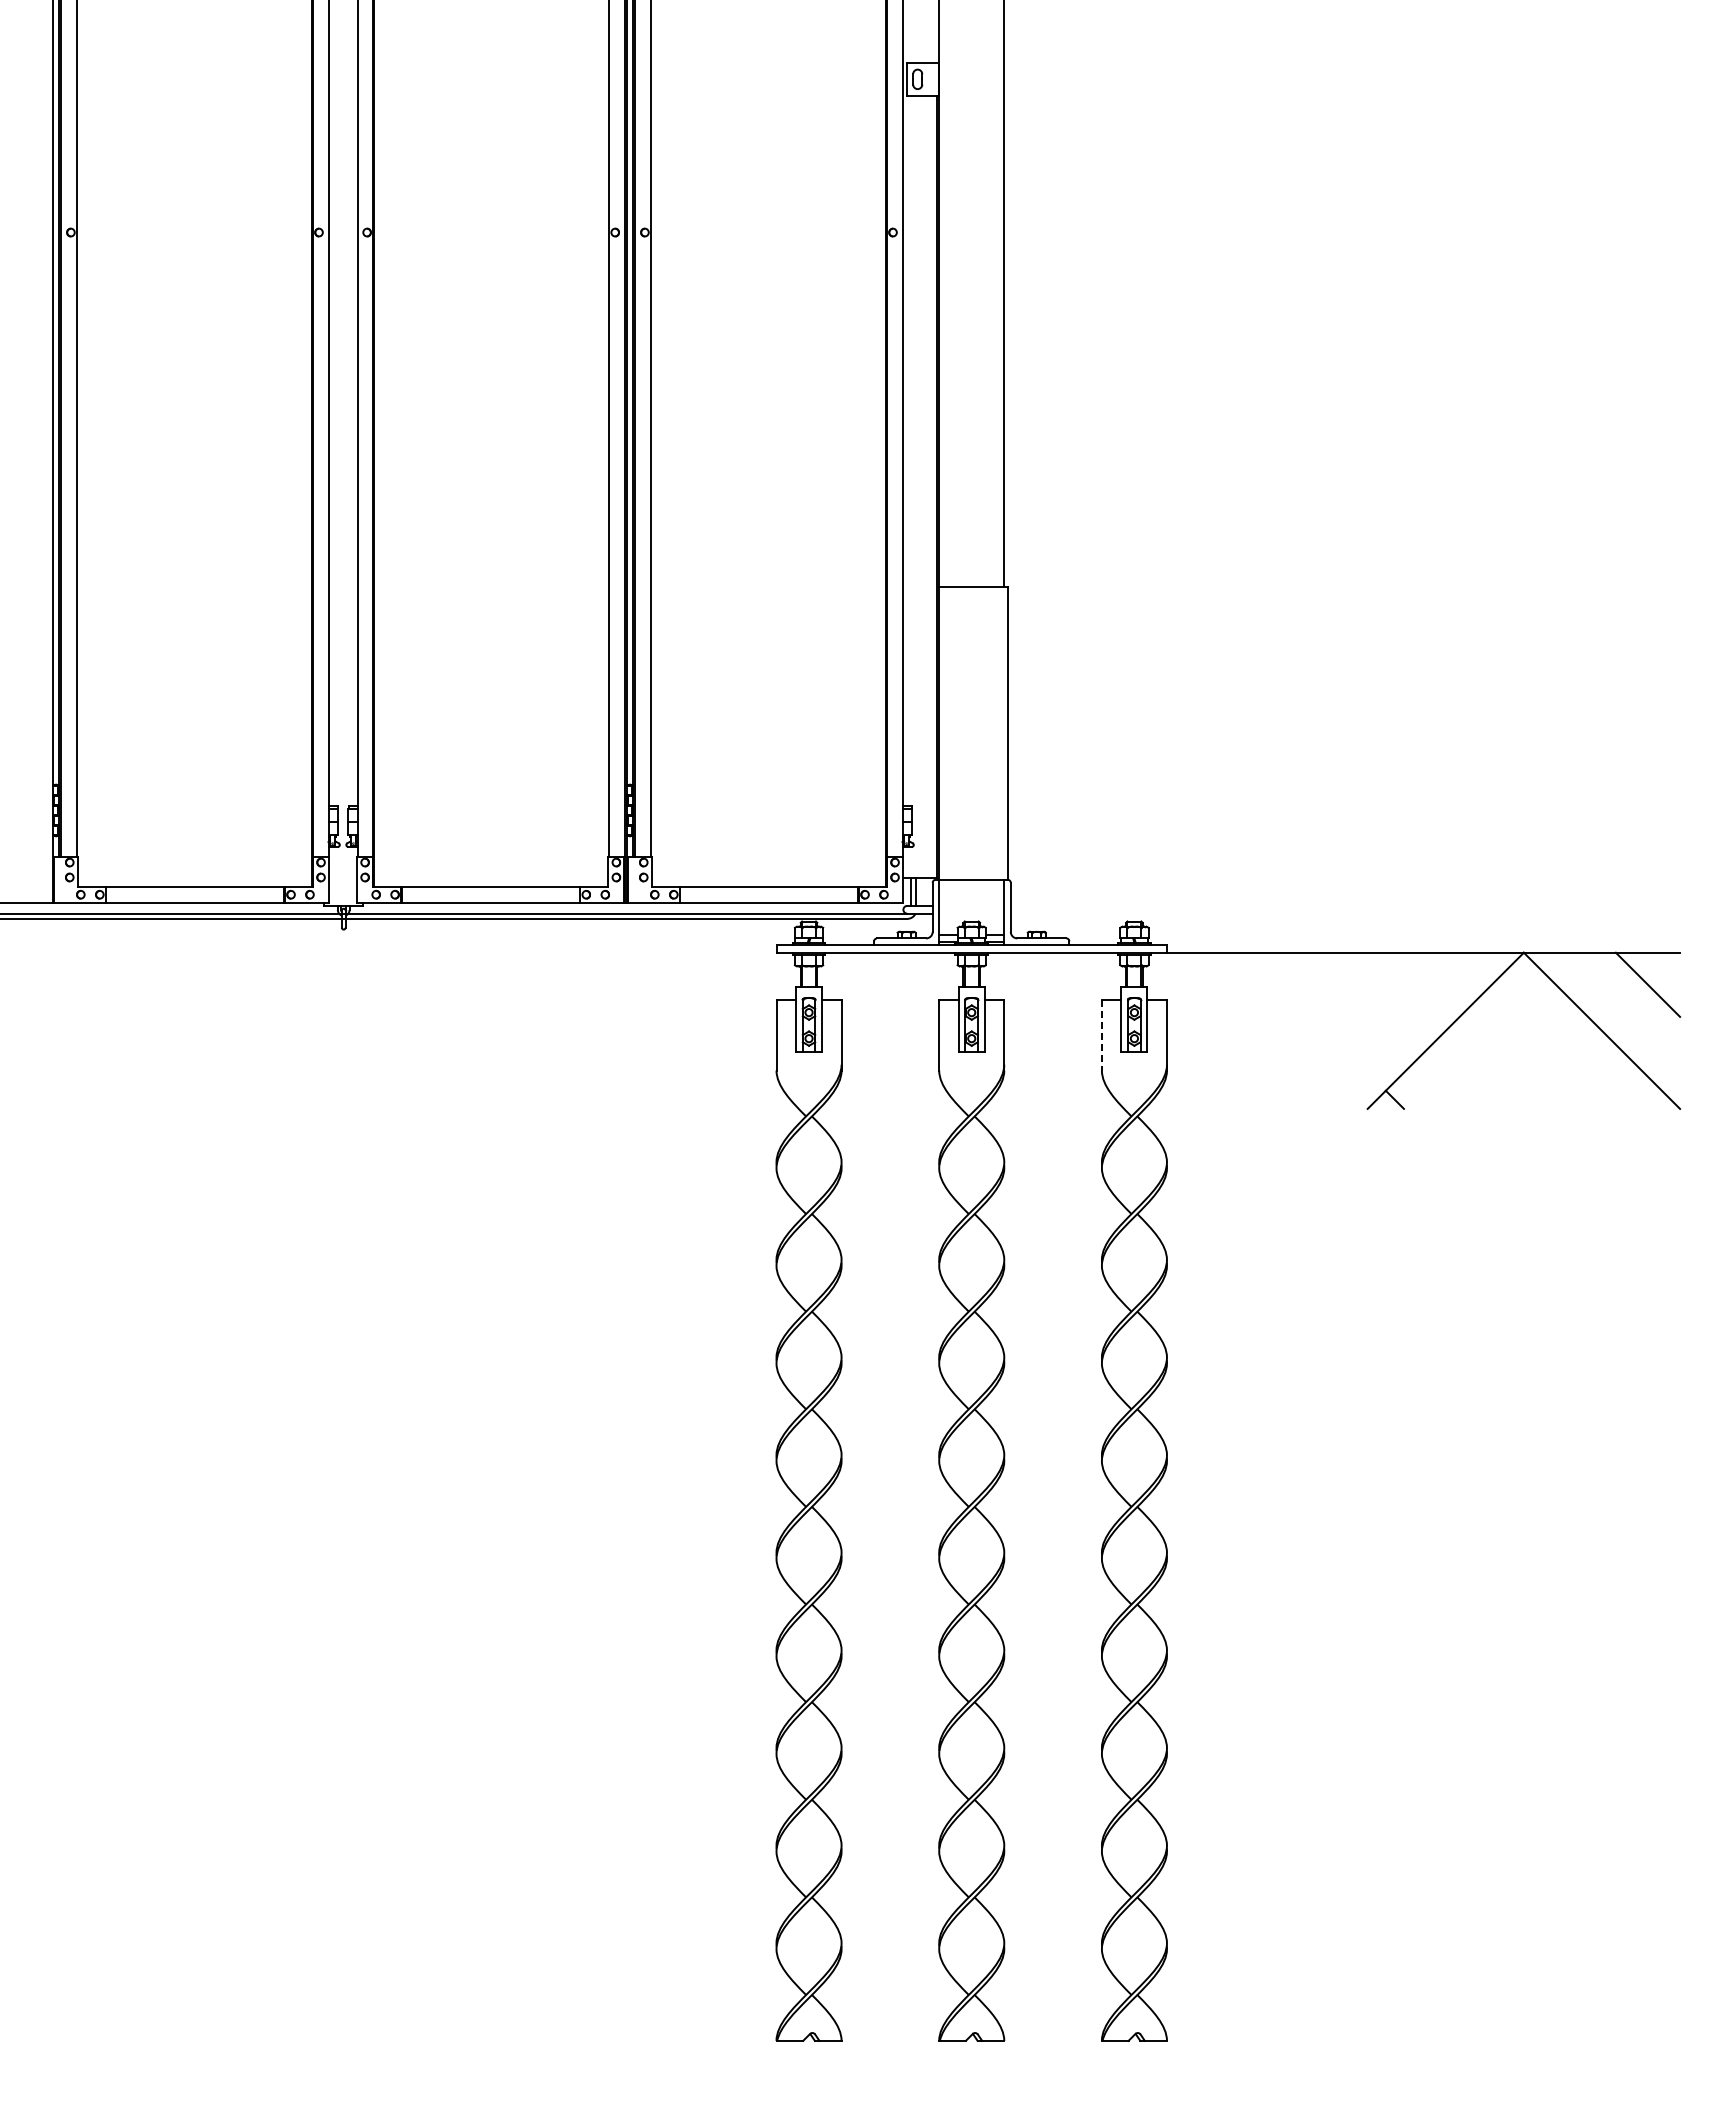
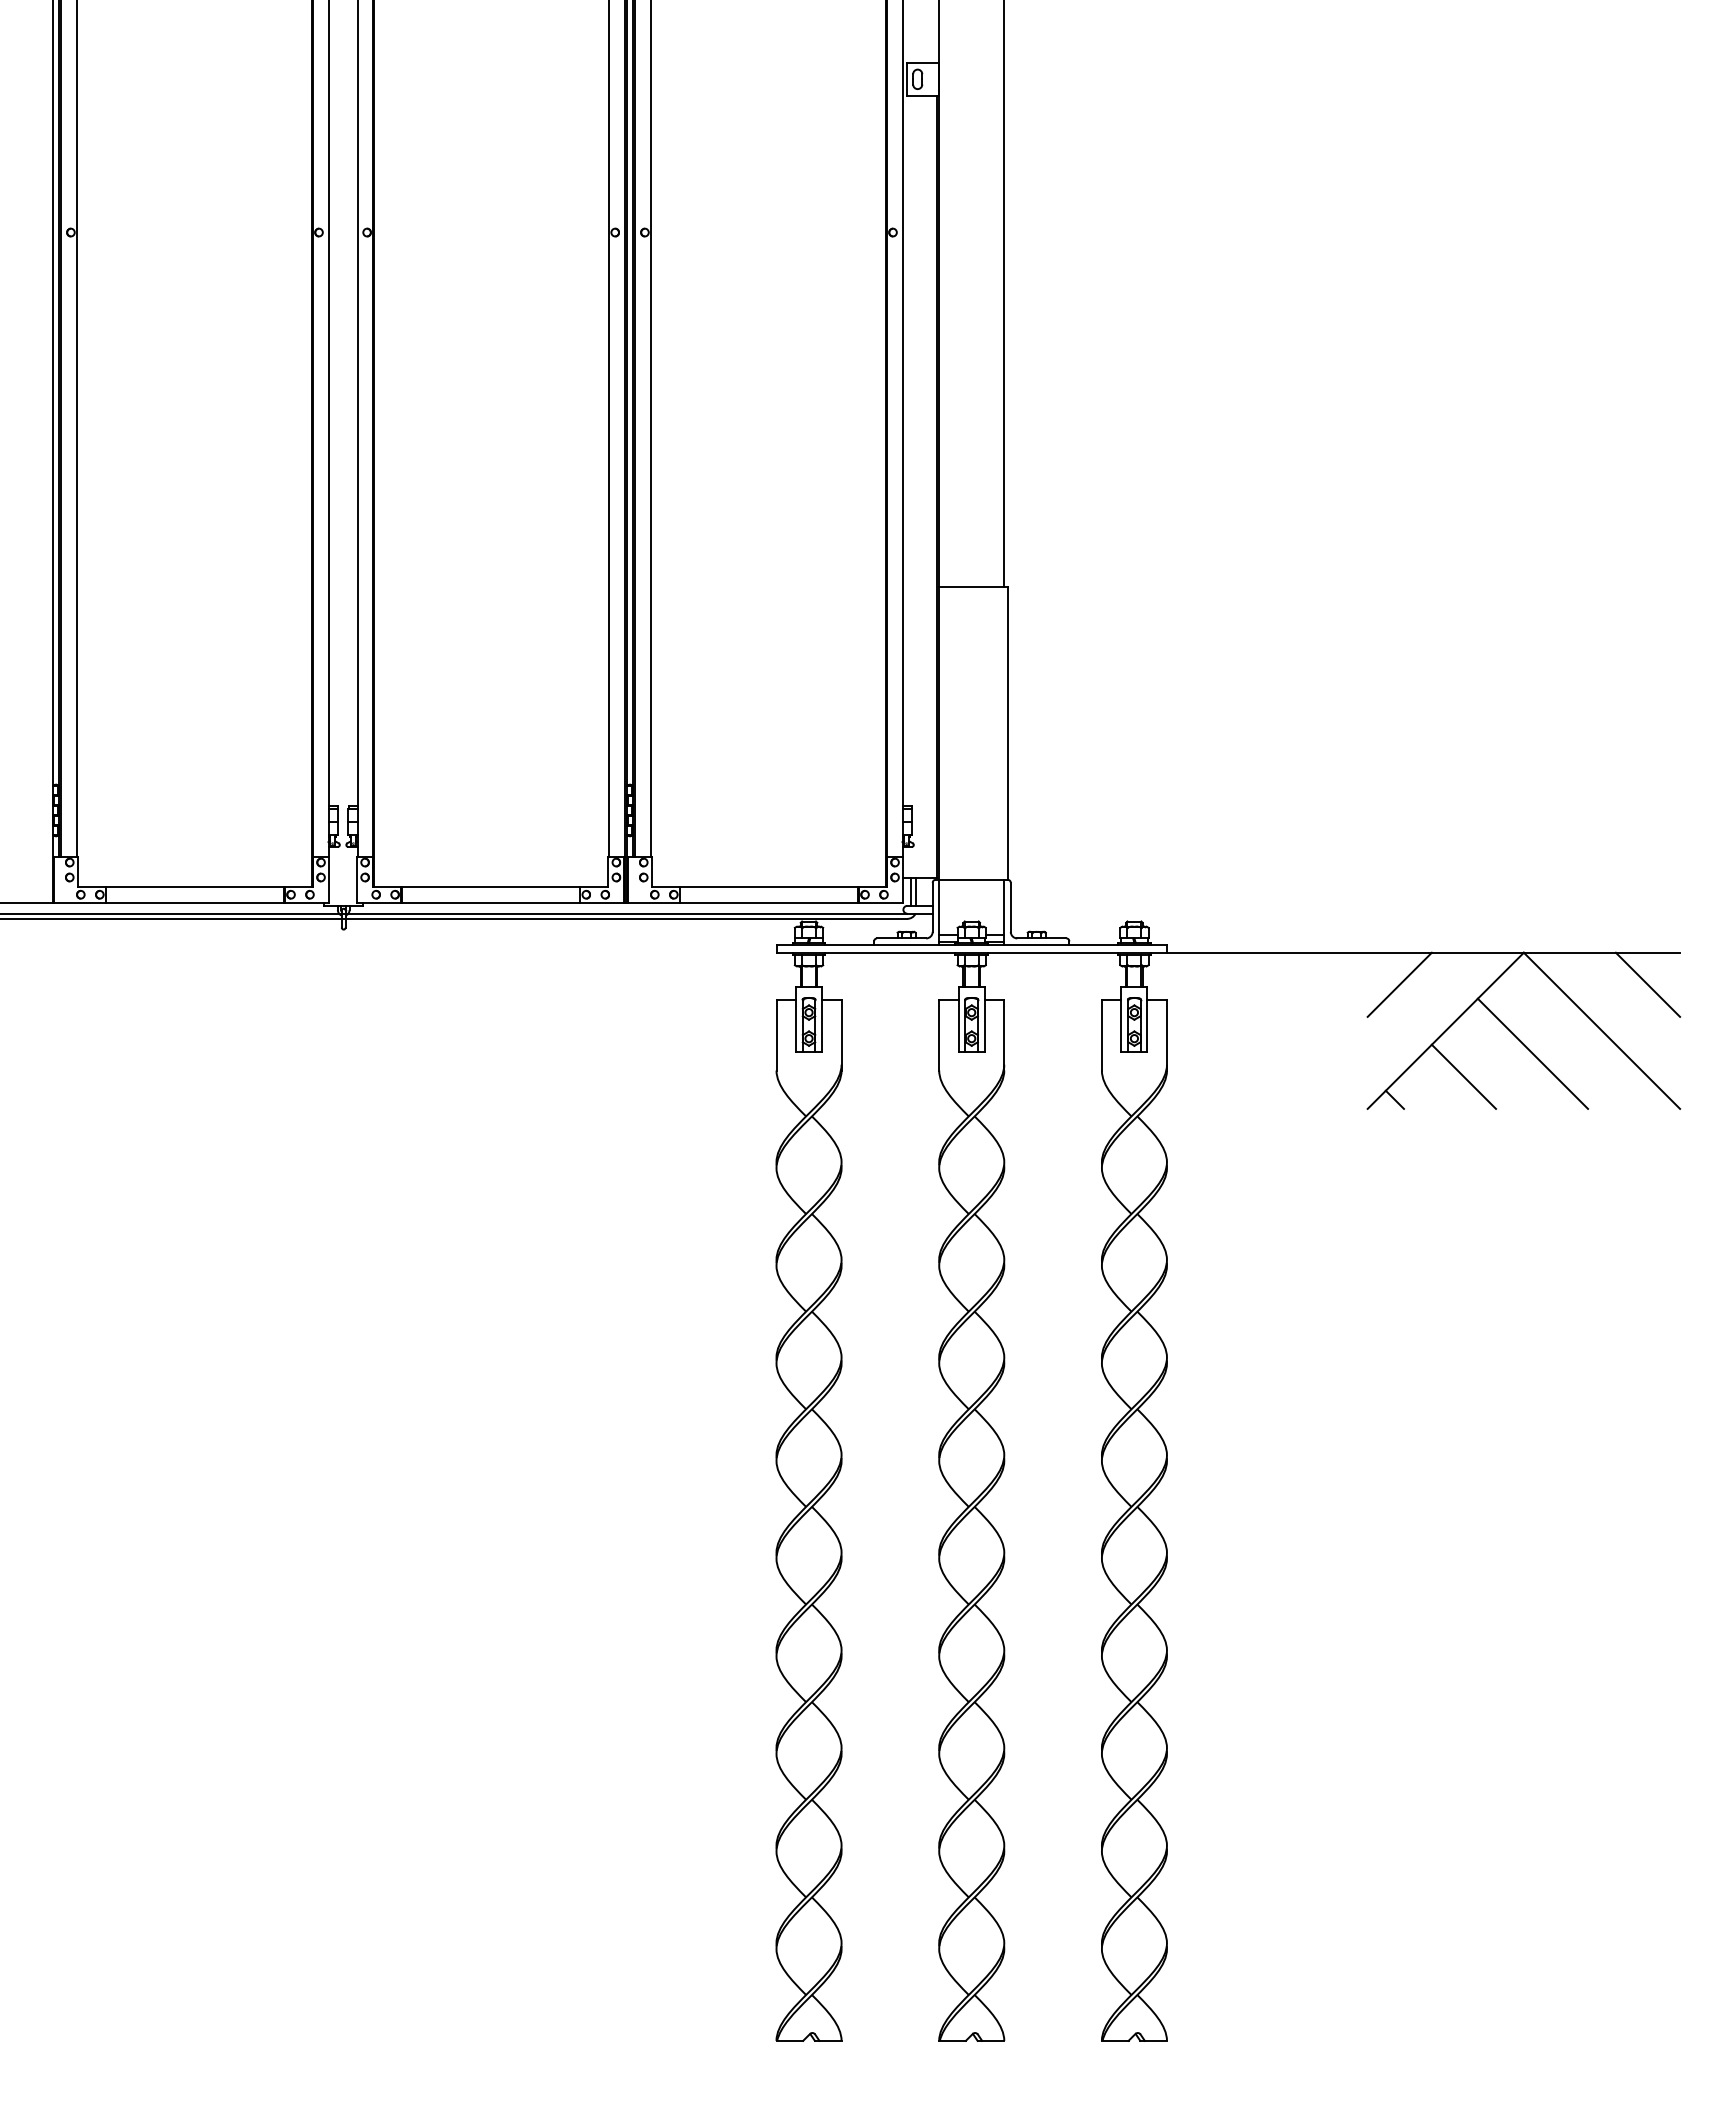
line: none -> present (1399, 984)
line: dashed -> solid (1101, 1035)
line: none -> present (1532, 1053)
line: none -> present (1463, 1076)
